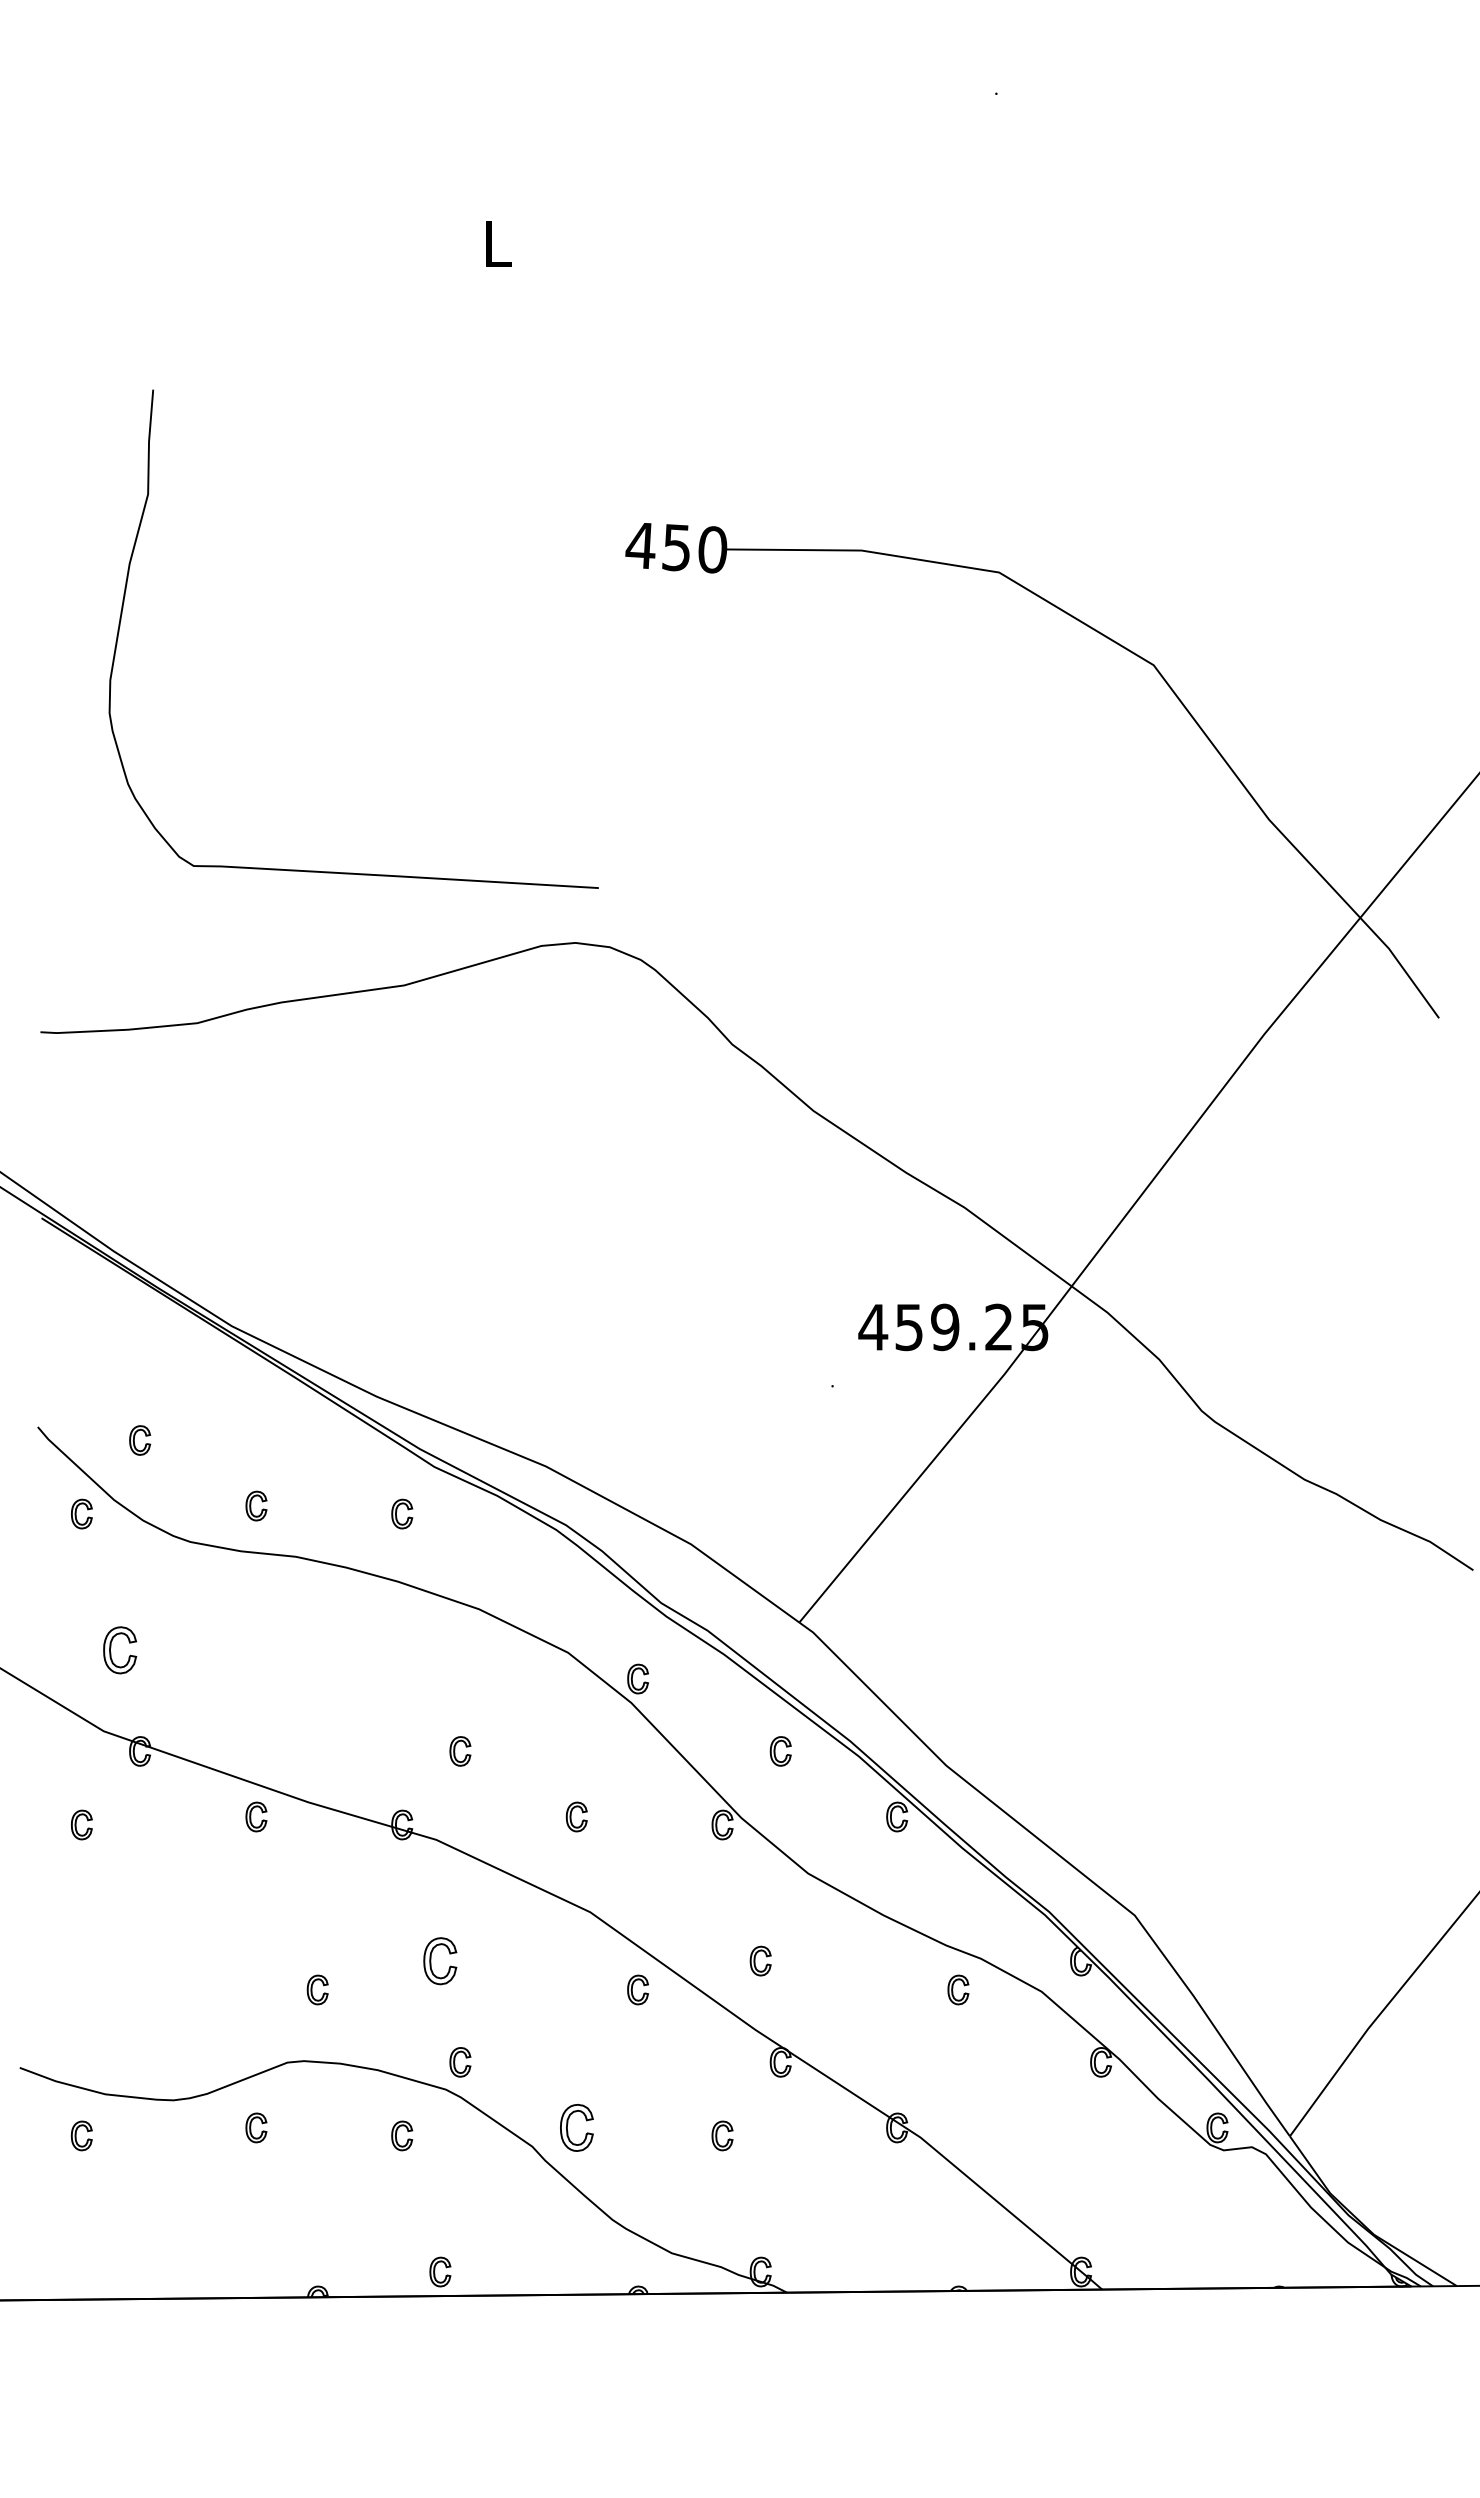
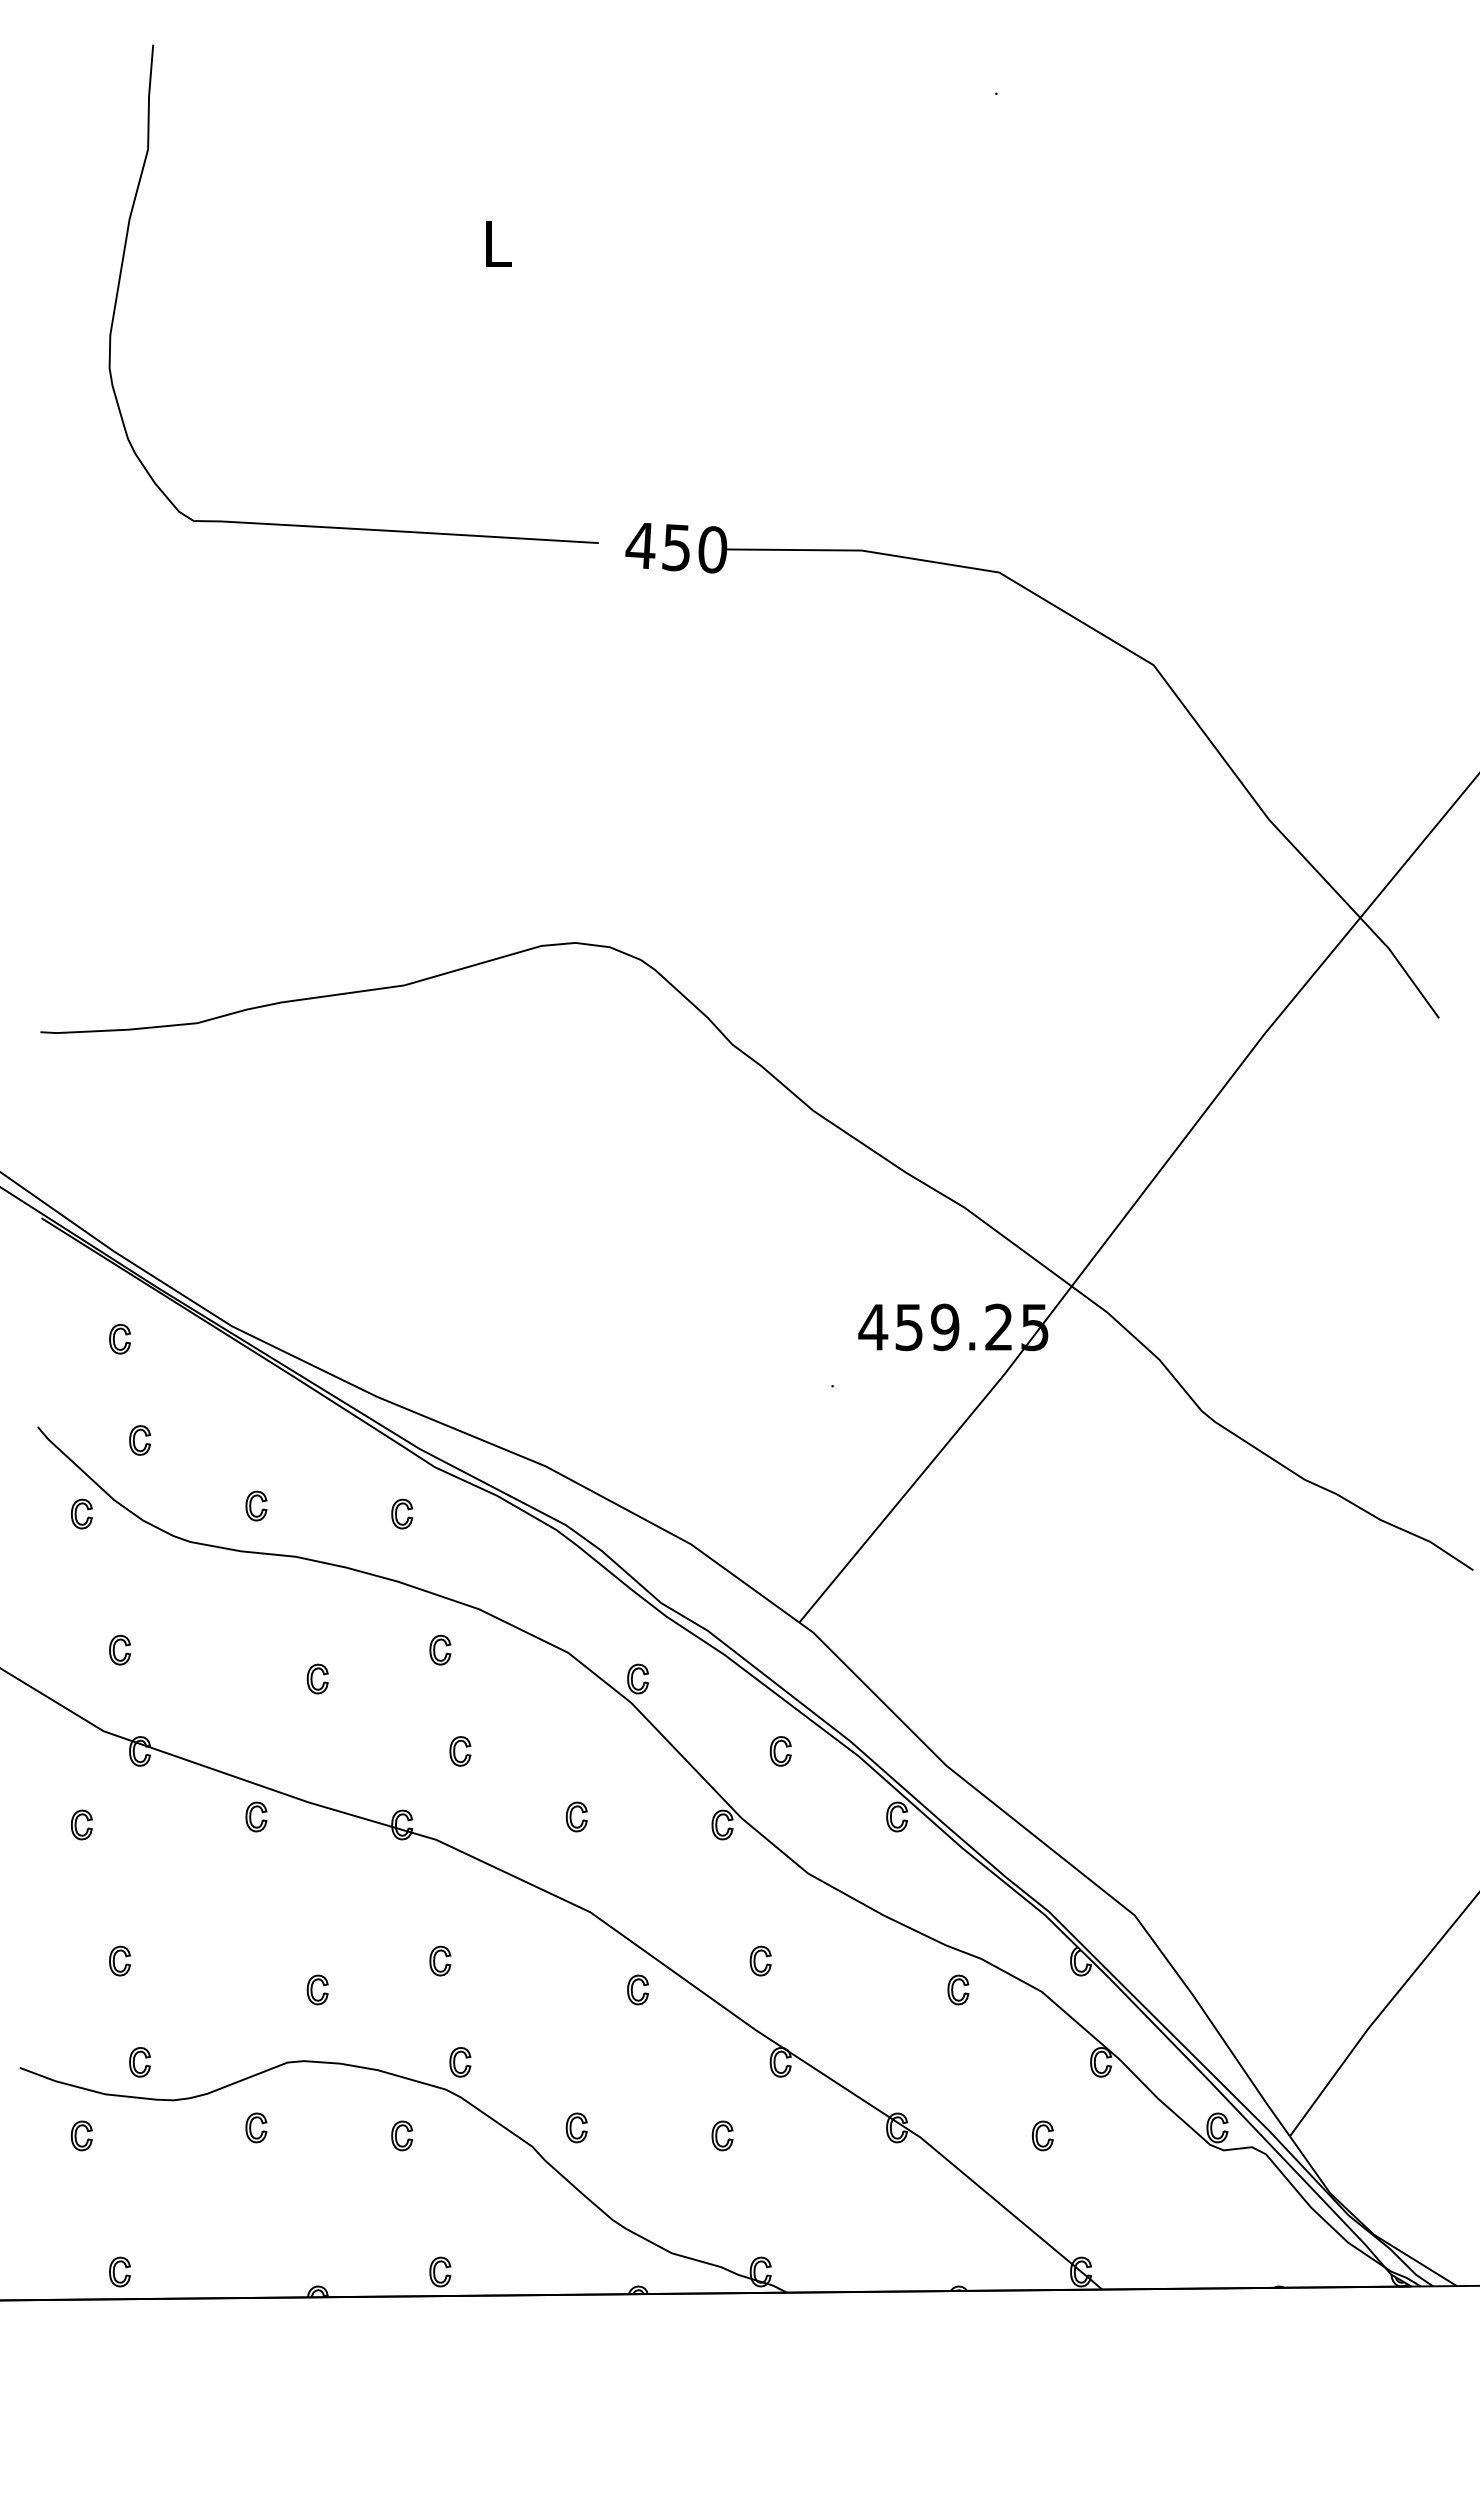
curve position: (124, 602) -> (124, 257) (124, 257)
part: none -> present (119, 1339)
part: none -> present (440, 1649)
part size: 35x49 px -> 22x32 px (119, 1649)
part: none -> present (317, 1678)
part: none -> present (119, 1960)
part size: 35x49 px -> 23x32 px (440, 1960)
part: none -> present (139, 2062)
part size: 34x48 px -> 23x32 px (576, 2127)
part: none -> present (1042, 2135)
part: none -> present (119, 2271)
